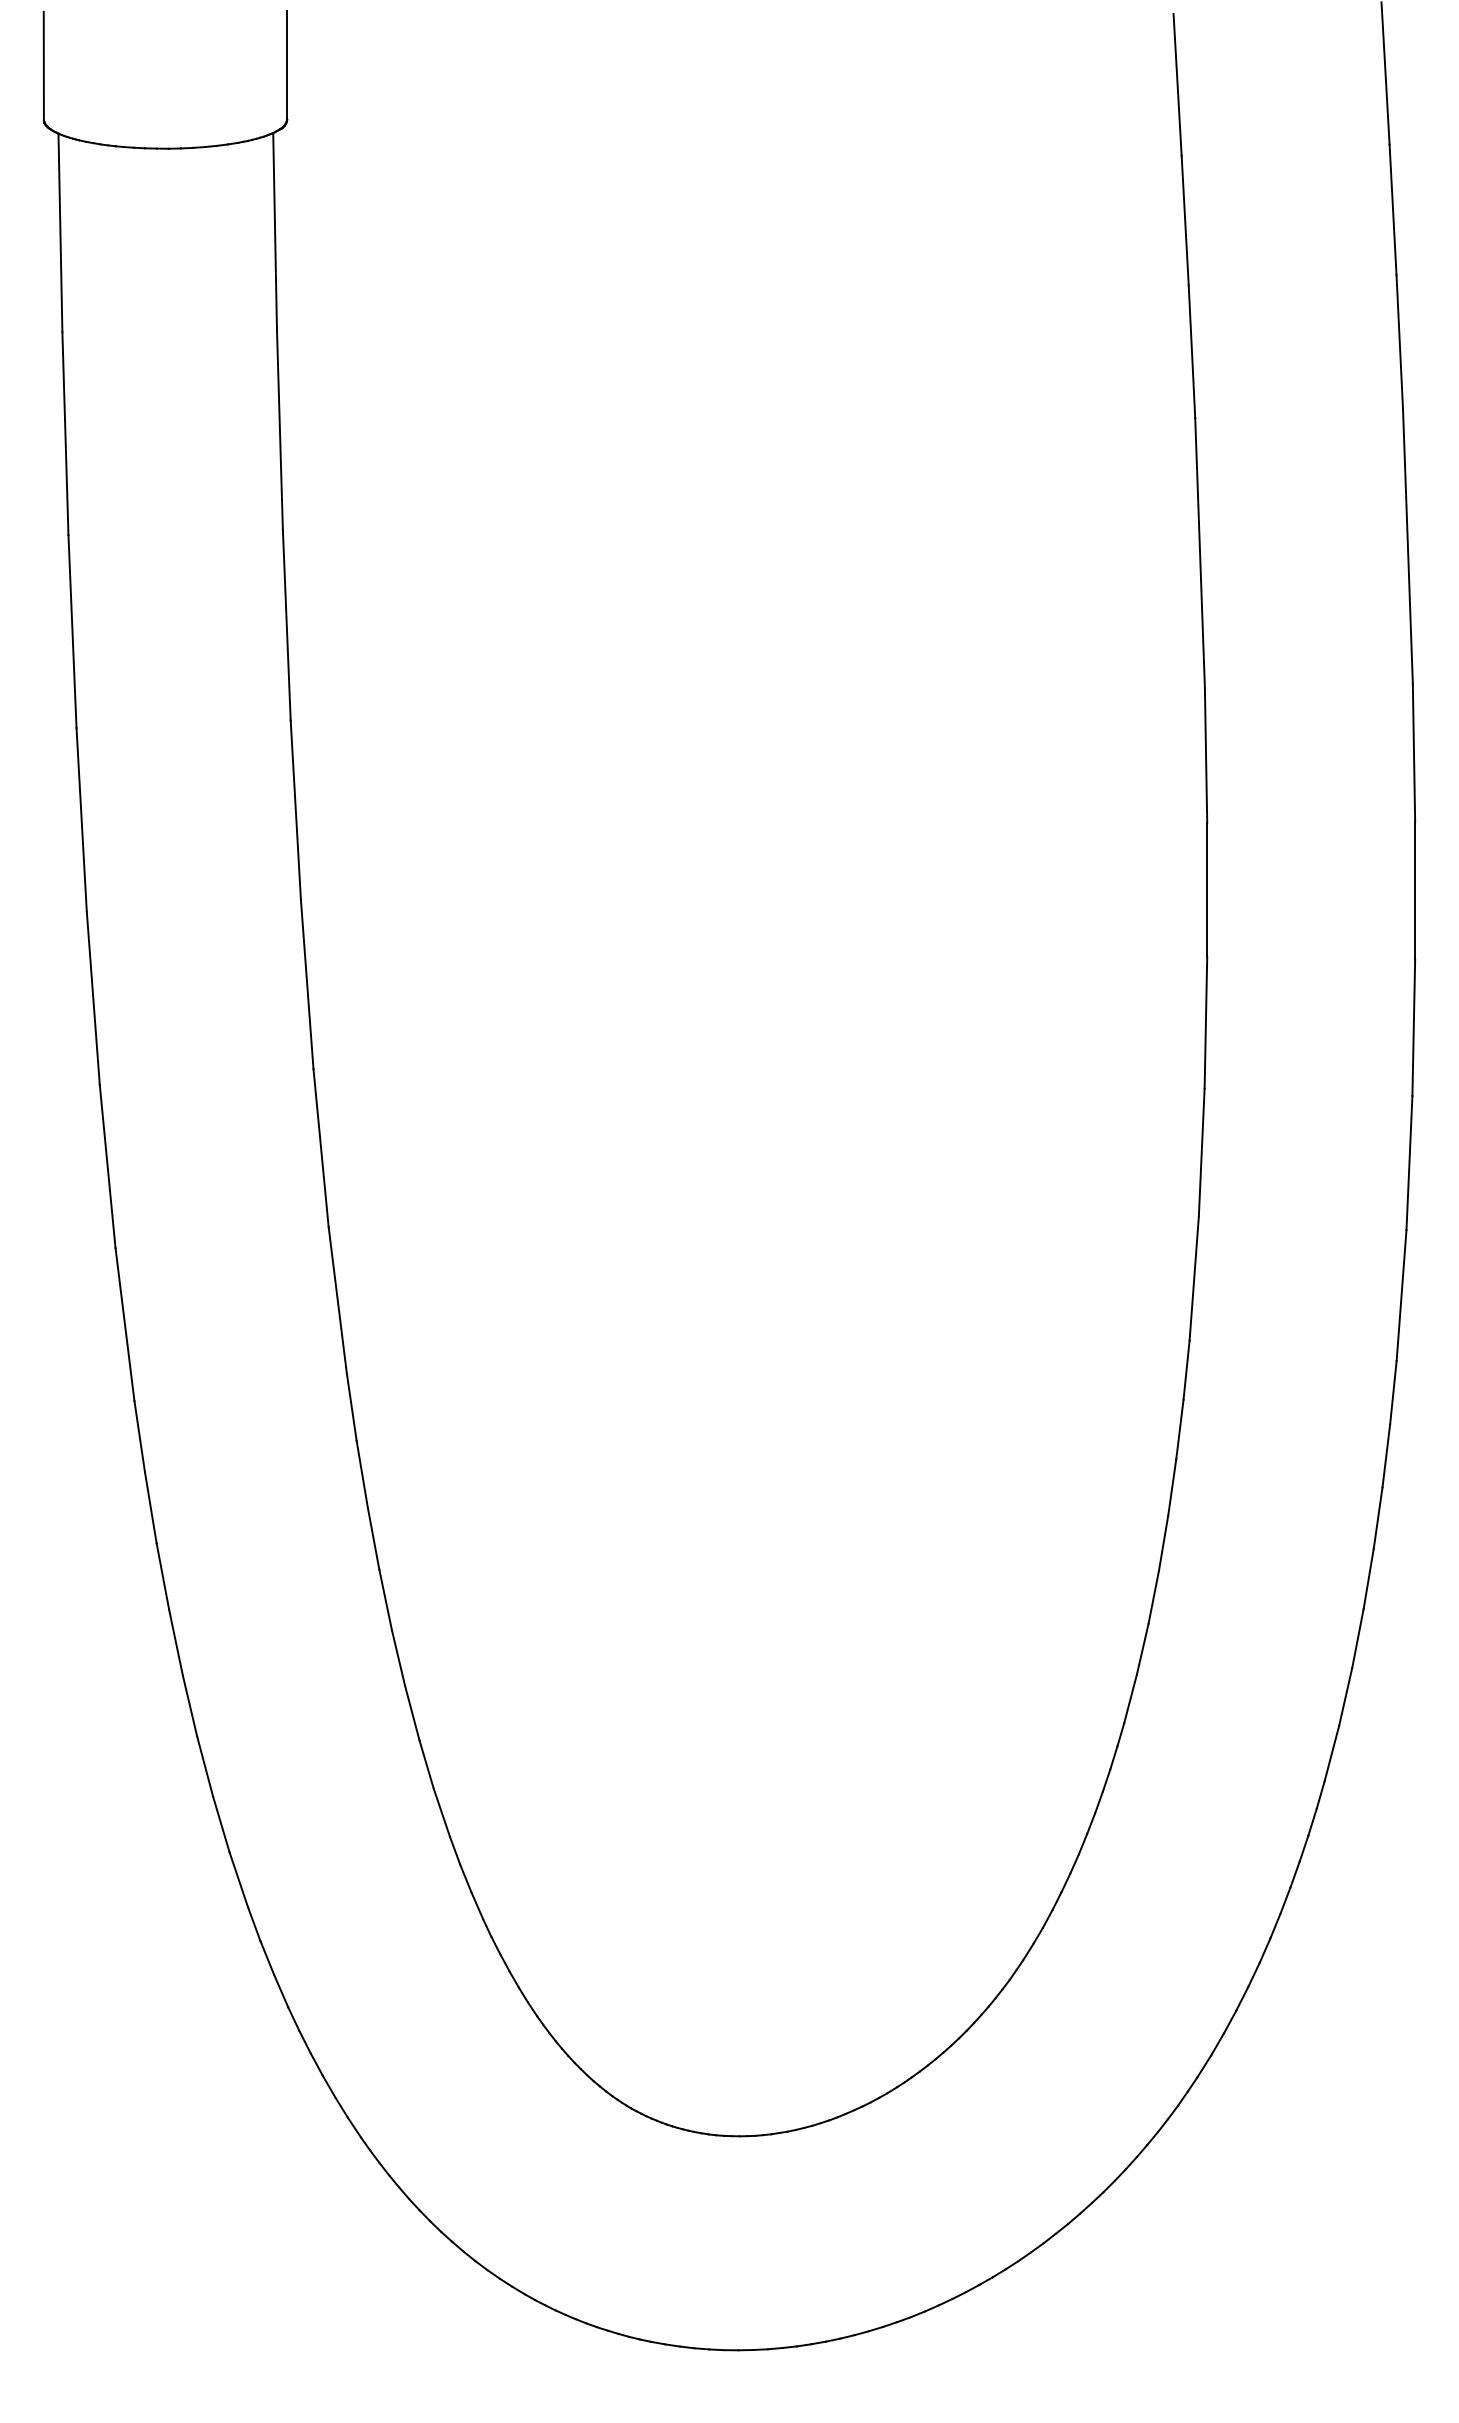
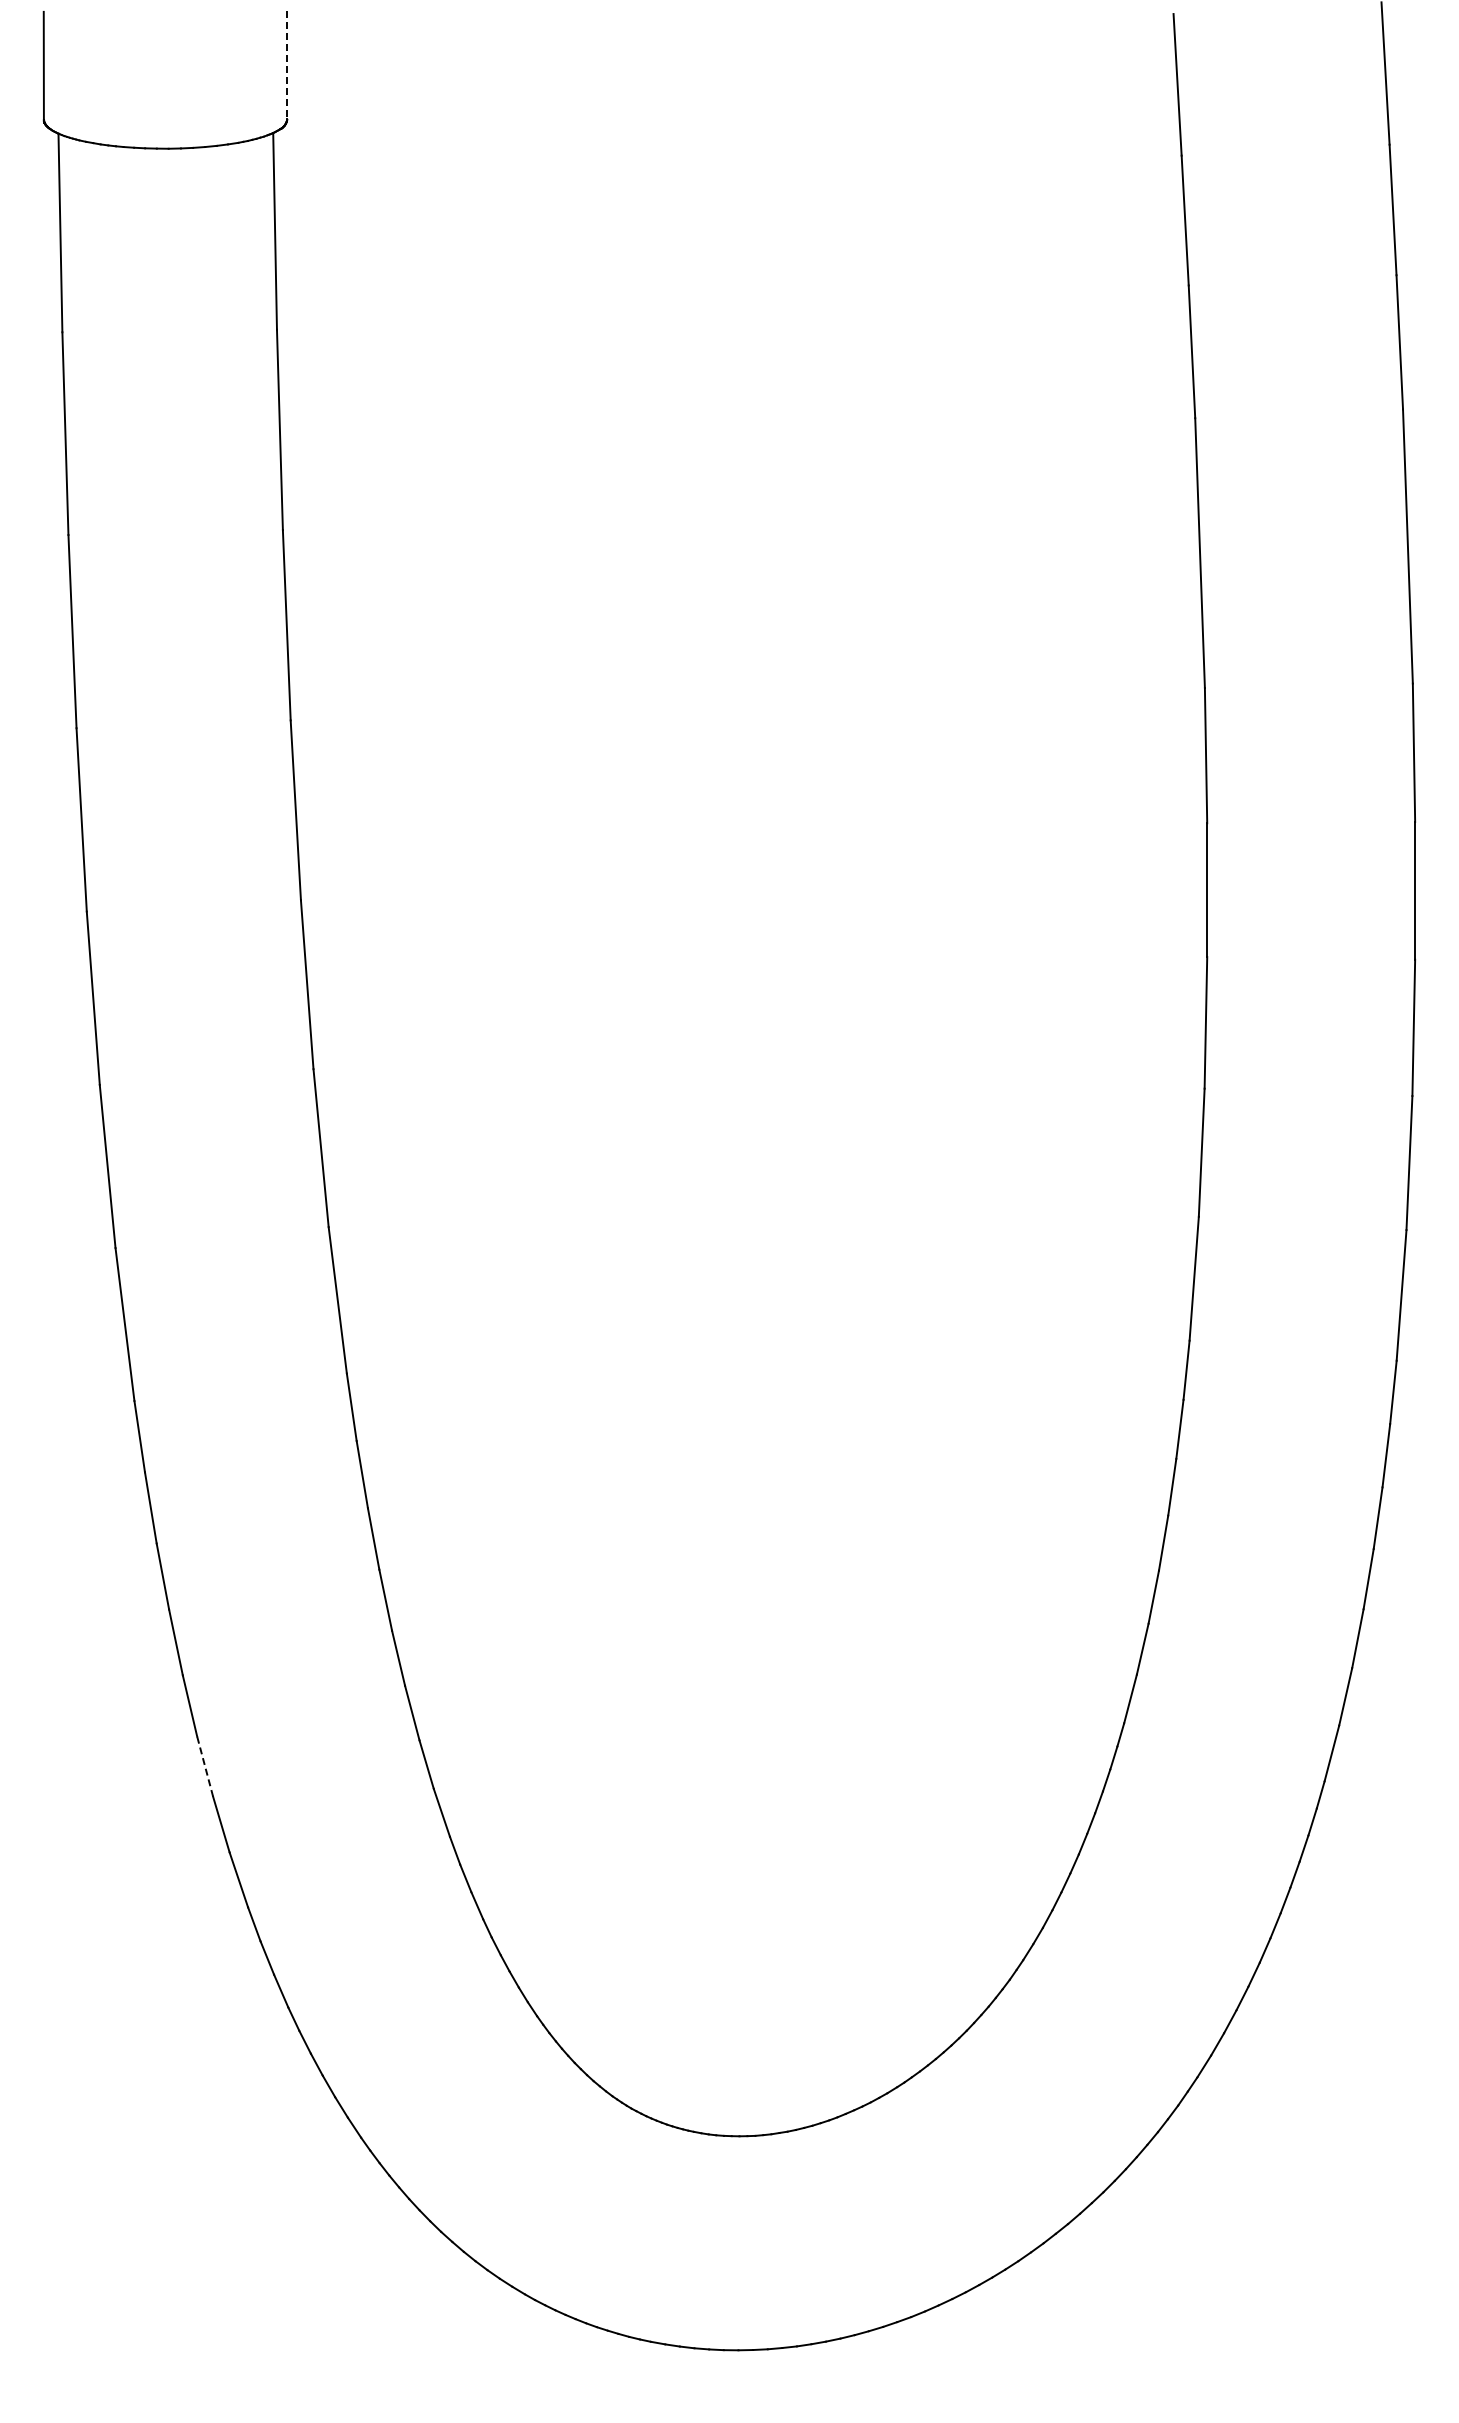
line: solid -> dashed (287, 65)
line: solid -> dashed (205, 1766)
